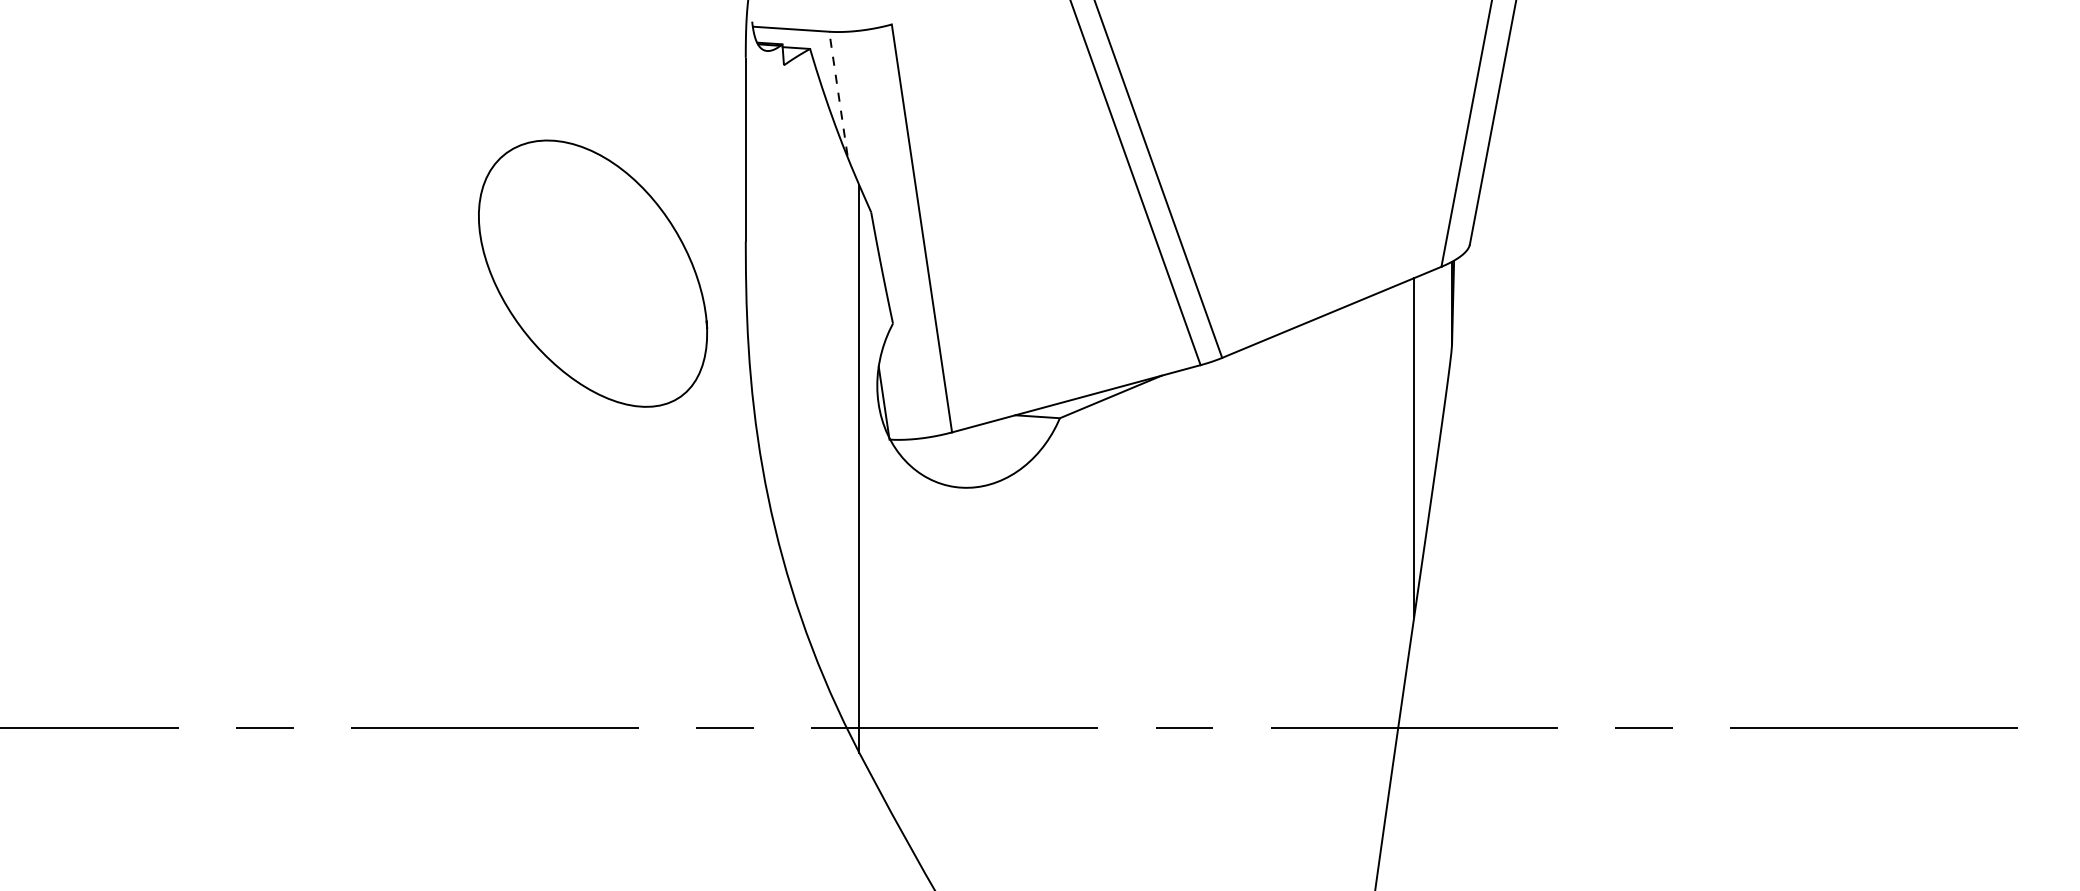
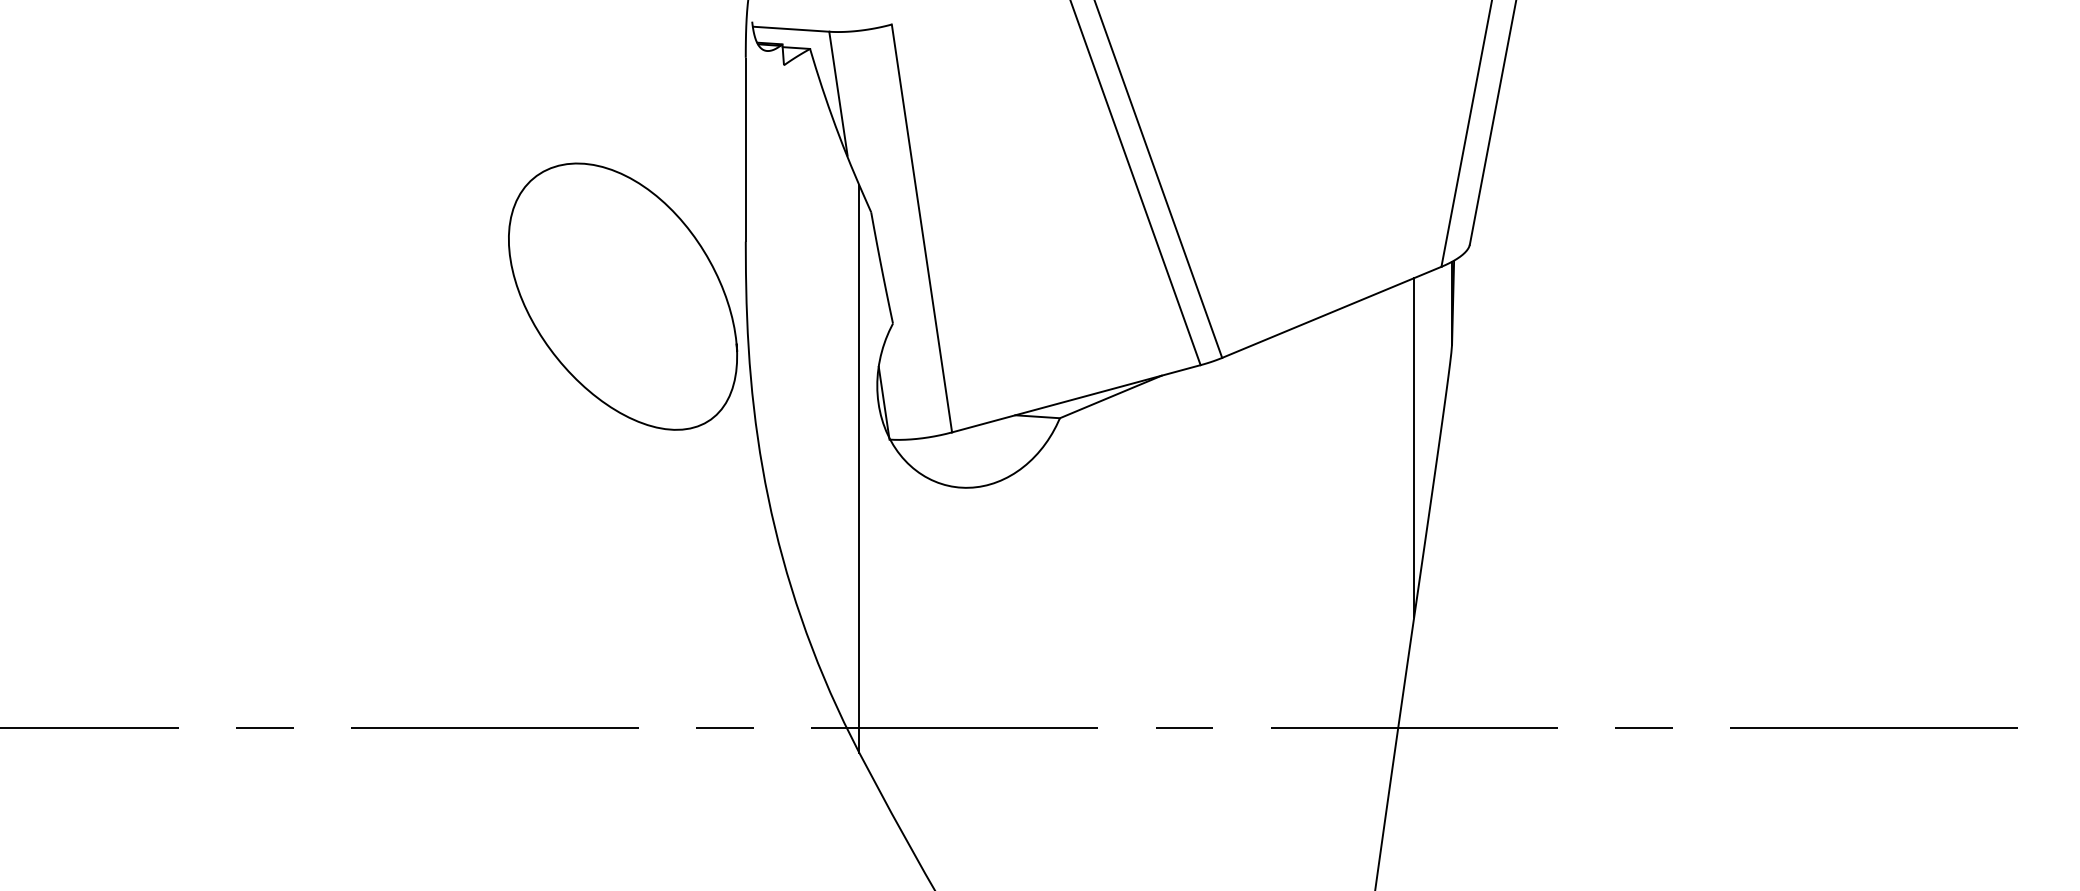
line: dashed -> solid (838, 93)
curve position: (523, 328) -> (553, 351) (553, 351)
